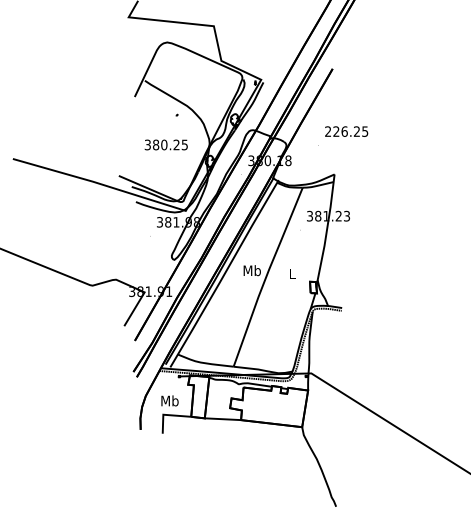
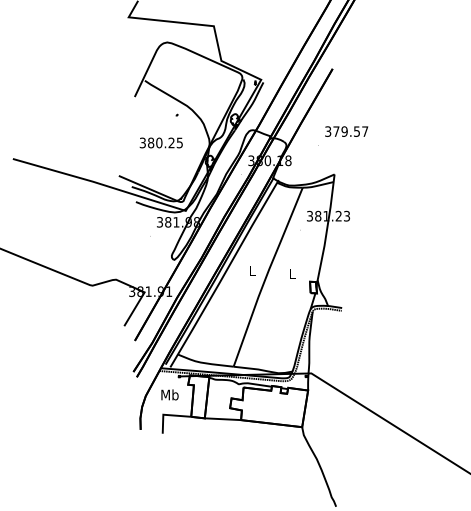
text: 226.25 -> 379.57 (346, 131)
text position: (165, 144) -> (160, 142) (160, 142)
text: Mb -> L (251, 270)
text position: (169, 400) -> (169, 394) (169, 394)
